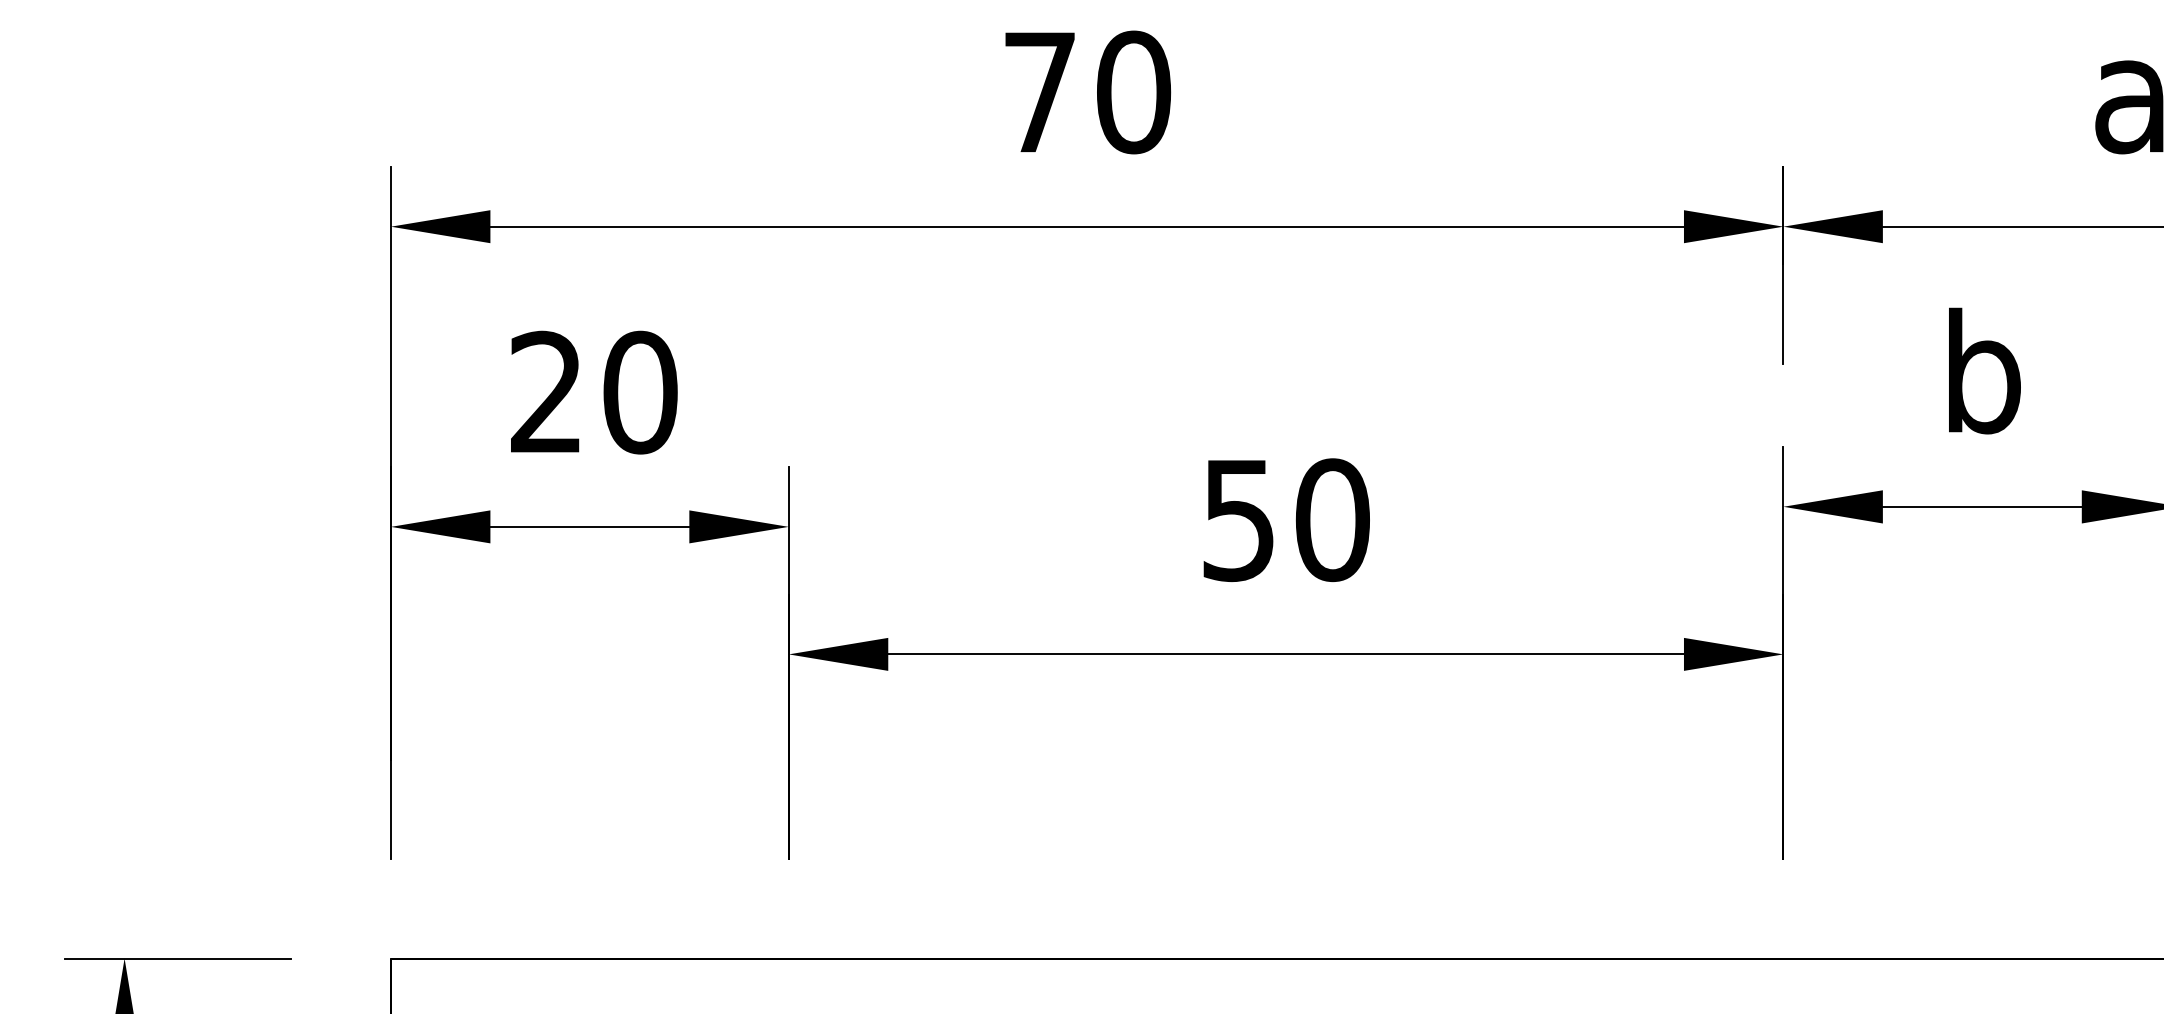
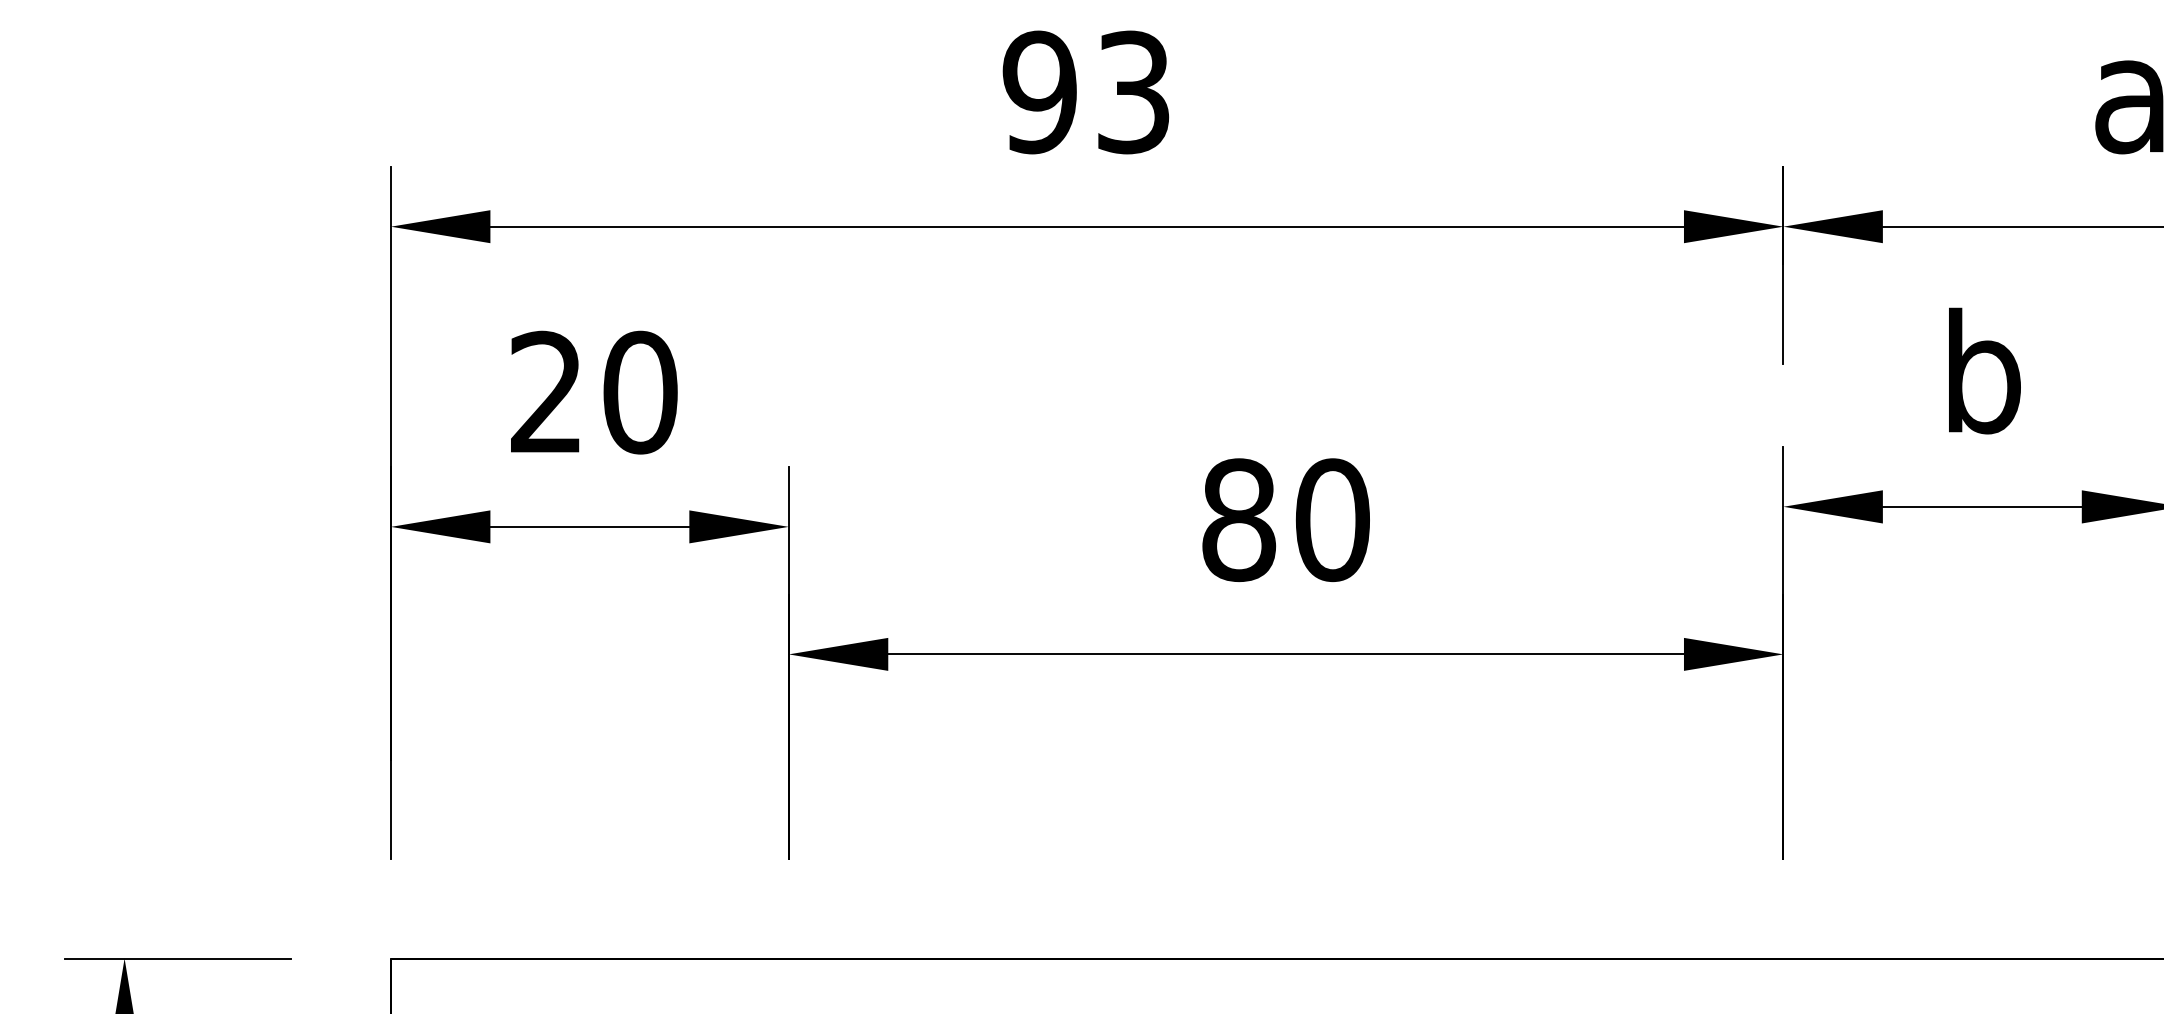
text: 70 -> 93 (1086, 92)
text: 50 -> 80 (1239, 520)
